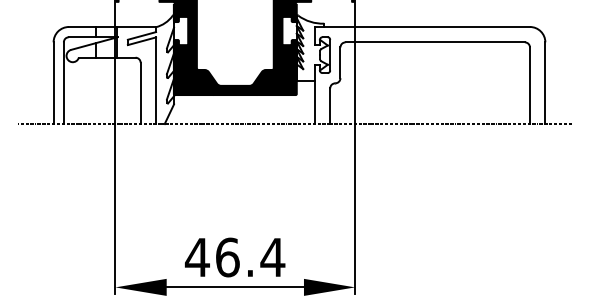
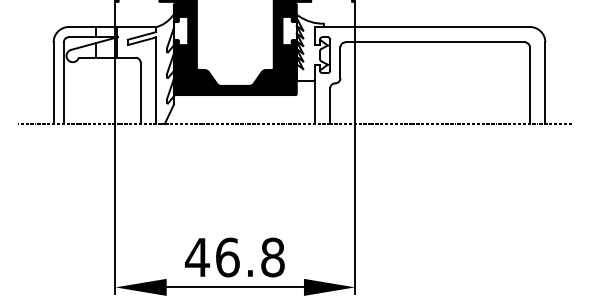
text: 46.4 -> 46.8 (272, 257)
